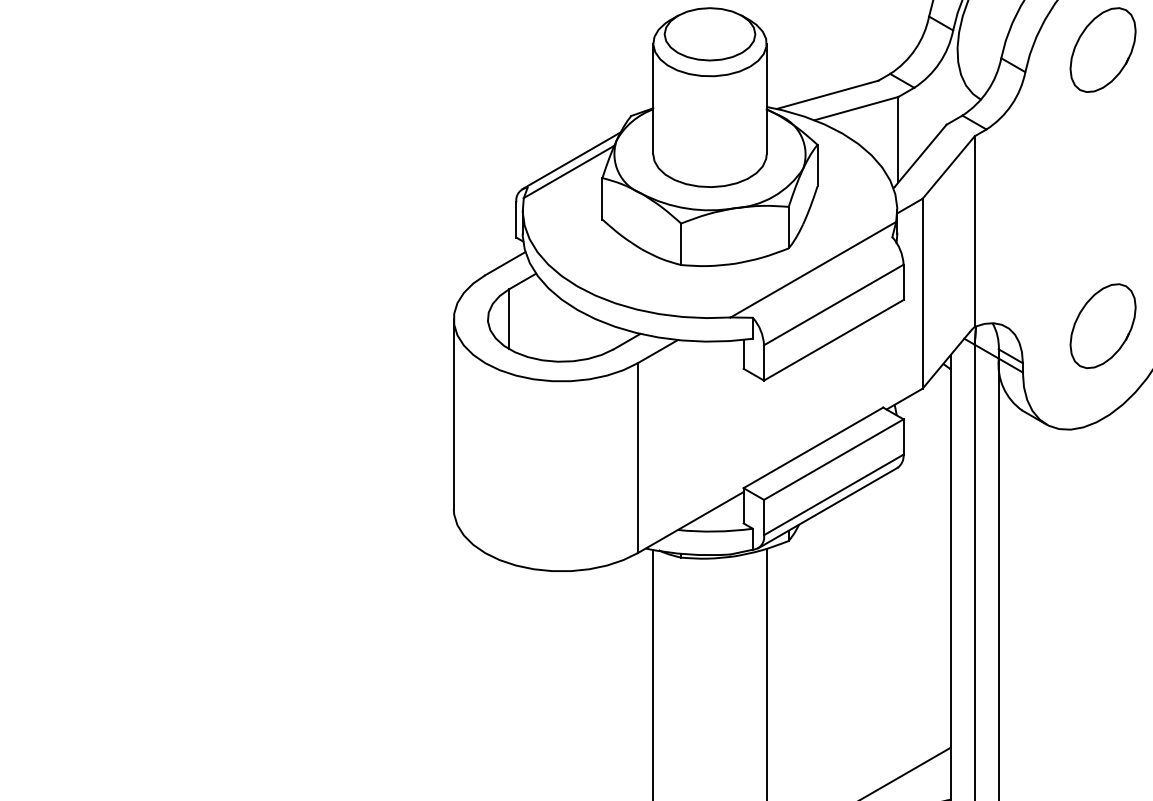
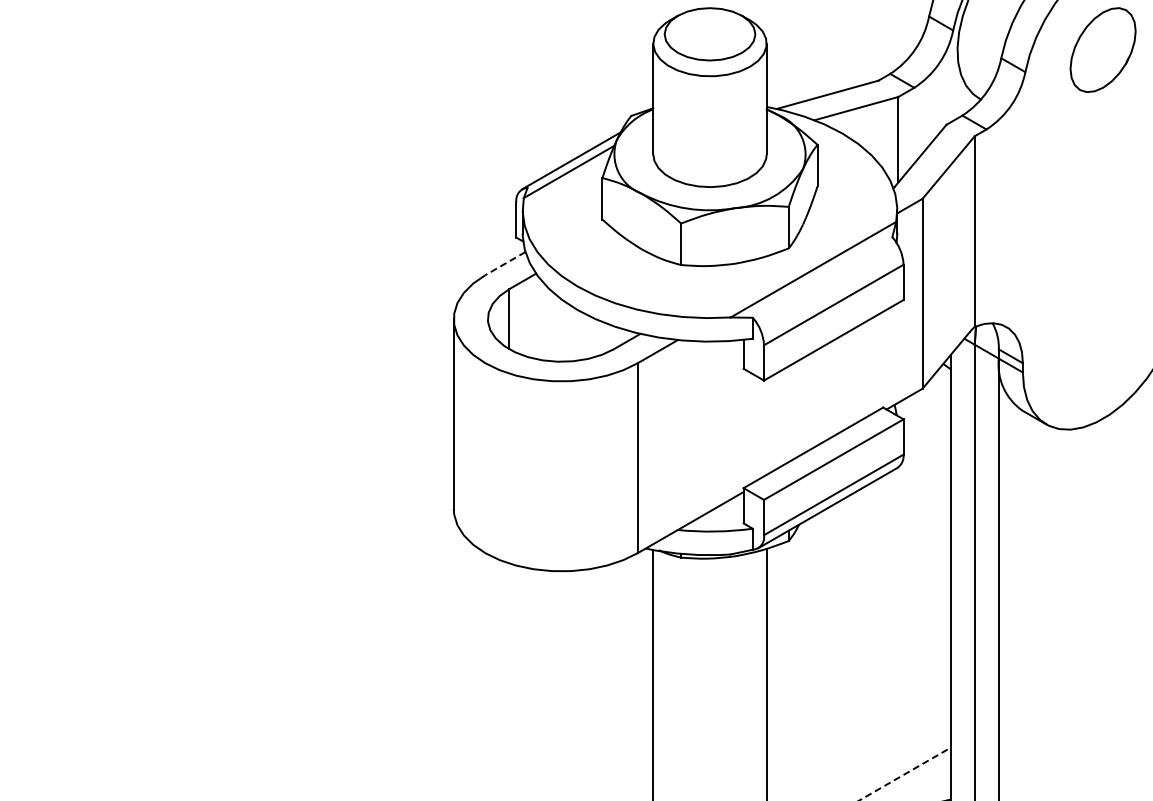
line: solid -> dashed (504, 263)
part: present -> none (1102, 325)
line: solid -> dashed (905, 774)
